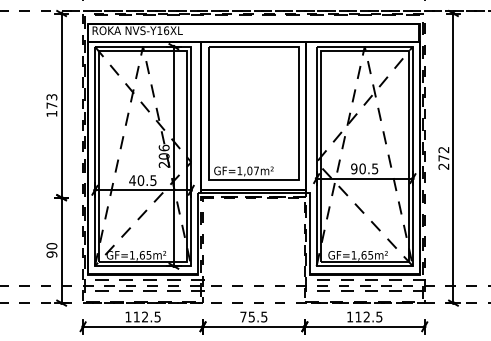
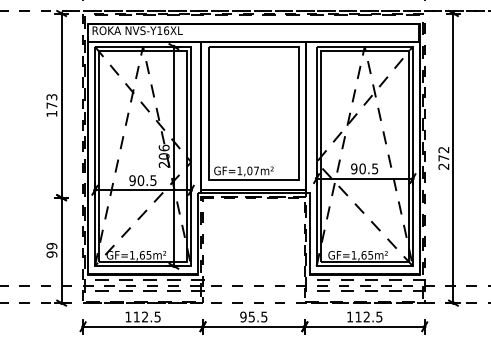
text: 40.5 -> 90.5 (132, 180)
text: 90 -> 99 (51, 246)
text: 75.5 -> 95.5 (243, 316)
